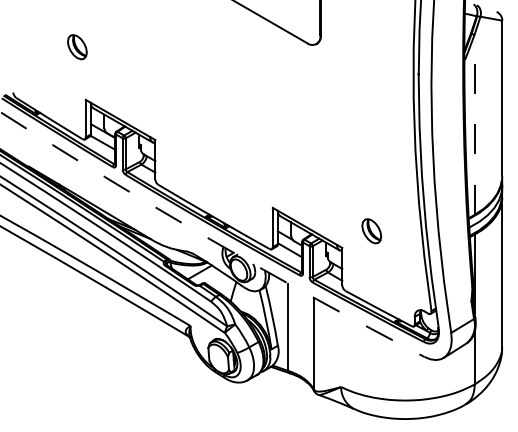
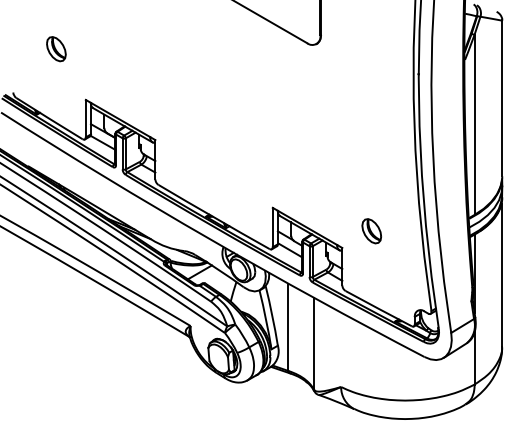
part position: (77, 47) -> (56, 49) (56, 49)
line: dashed -> solid (474, 124)
arc: dashed -> solid (210, 239)
